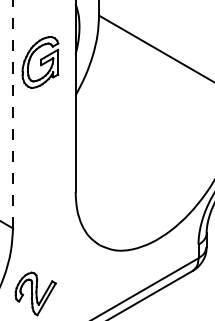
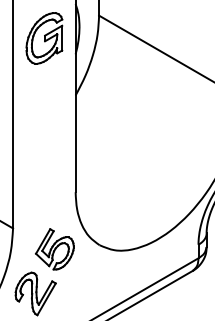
part position: (40, 62) -> (44, 38) (44, 38)
line: dashed -> solid (13, 114)
part: none -> present (54, 249)
